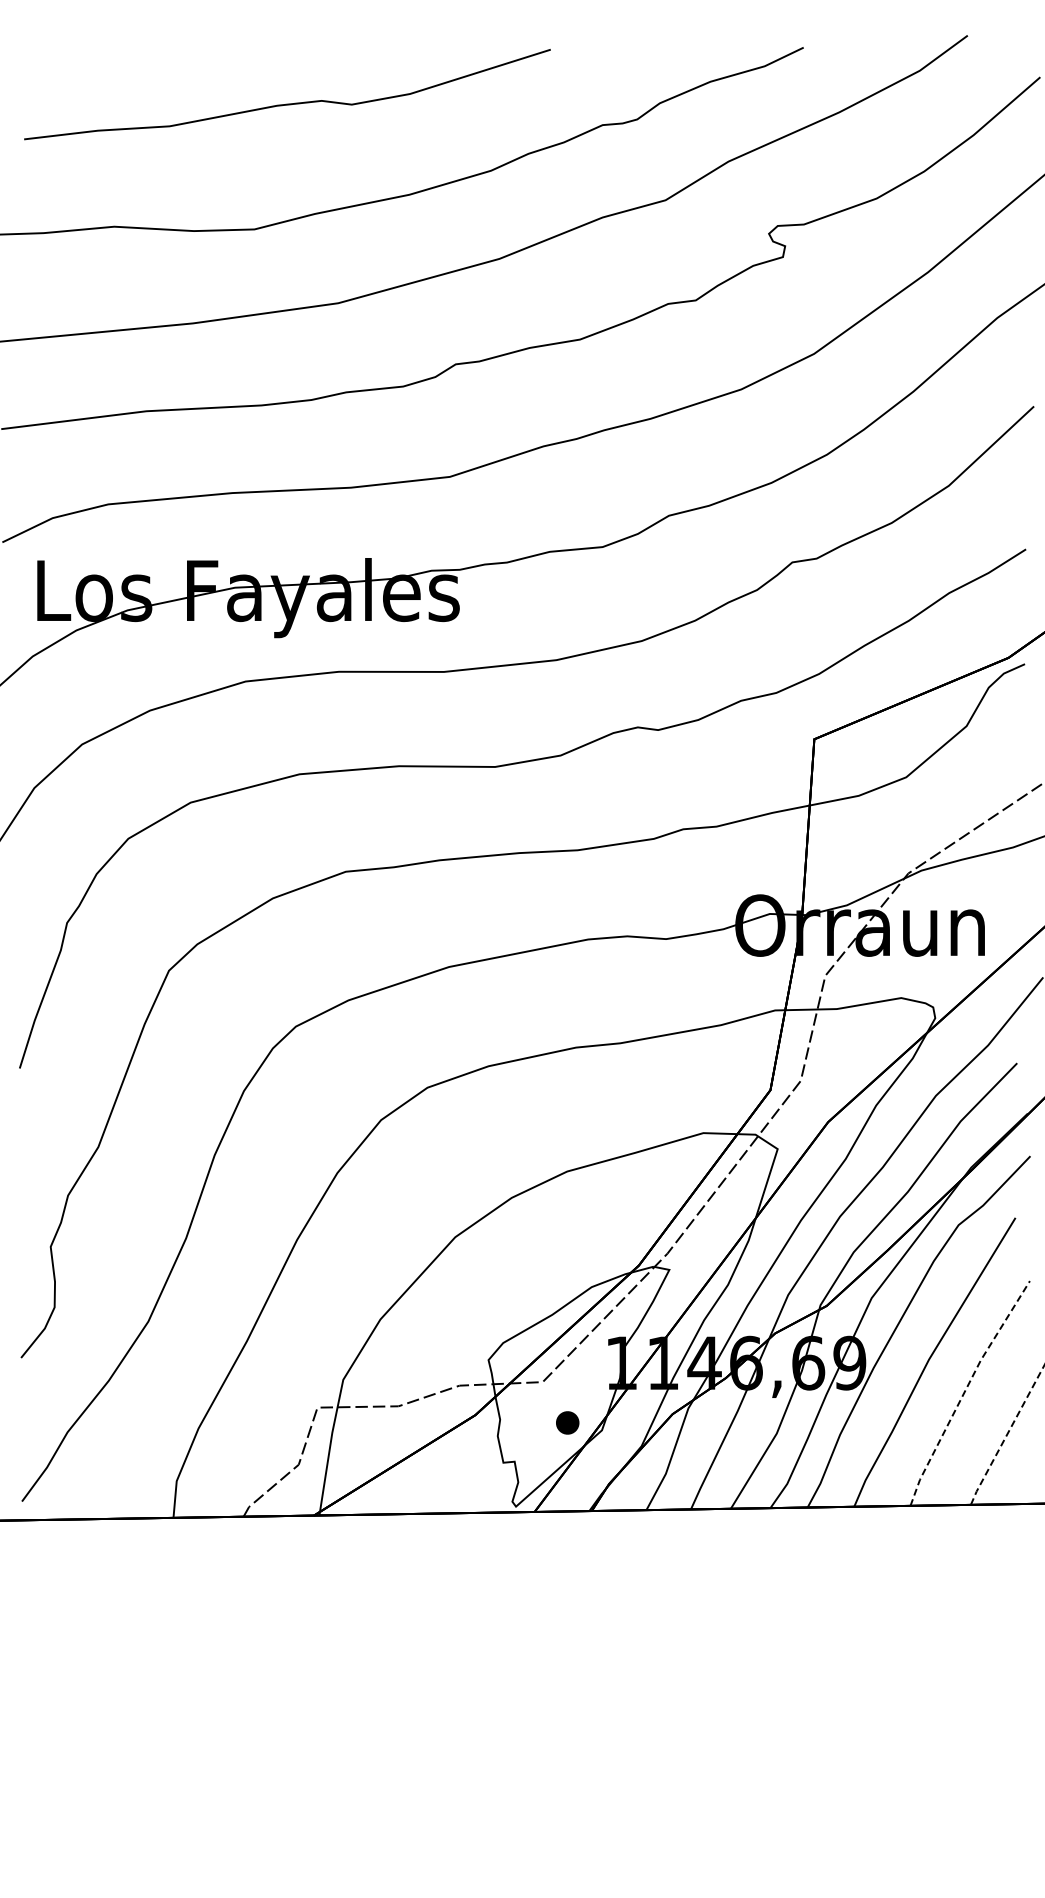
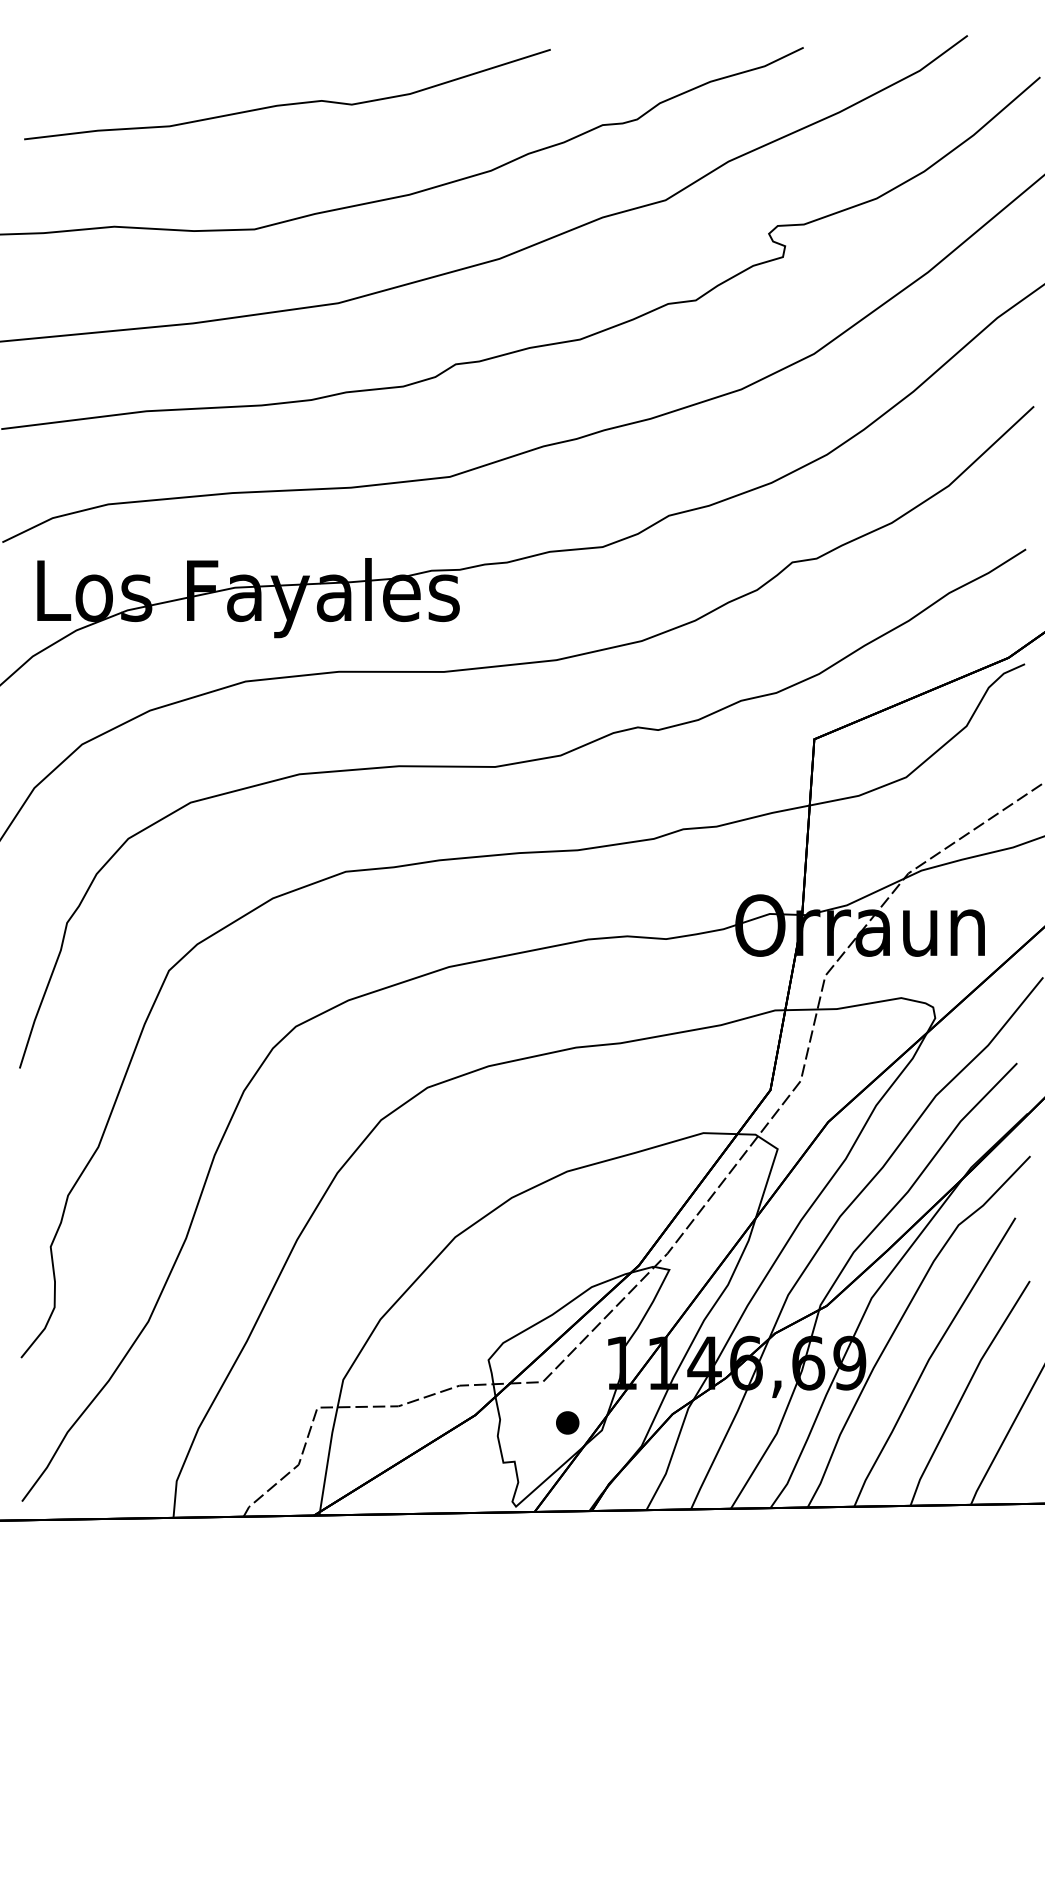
line: dashed -> solid (965, 1391)
line: dashed -> solid (1007, 1434)
